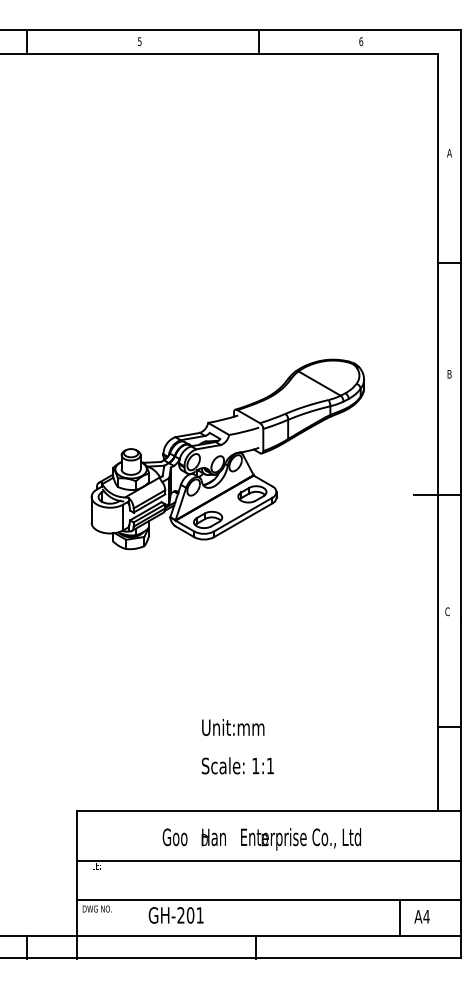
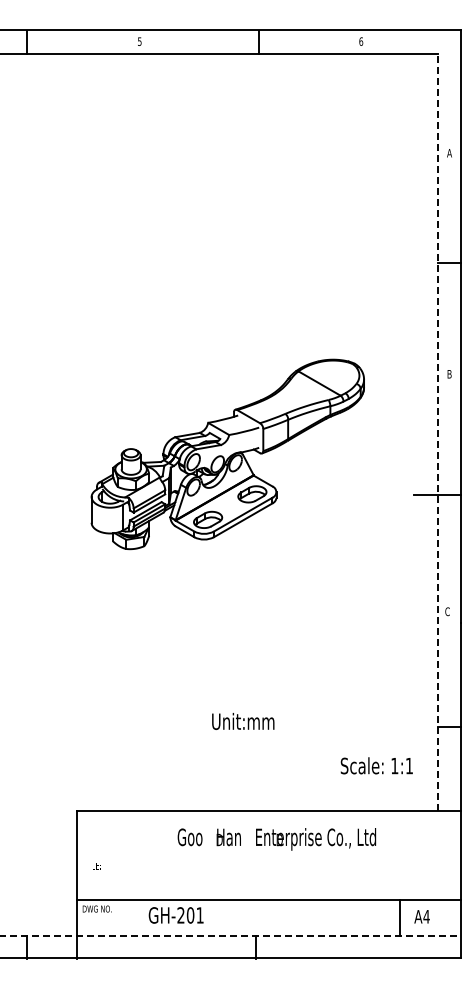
line: solid -> dashed (437, 432)
text position: (233, 727) -> (243, 721) (243, 721)
text position: (237, 765) -> (376, 765) (376, 765)
text position: (261, 839) -> (276, 839) (276, 839)
line: present -> none (268, 860)
line: solid -> dashed (230, 936)
